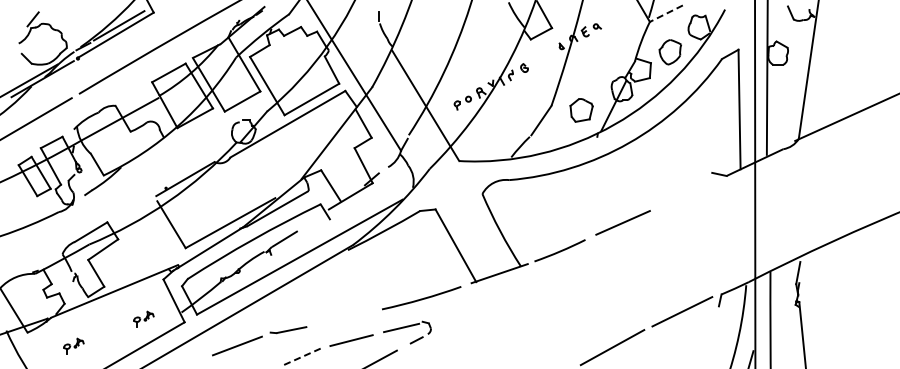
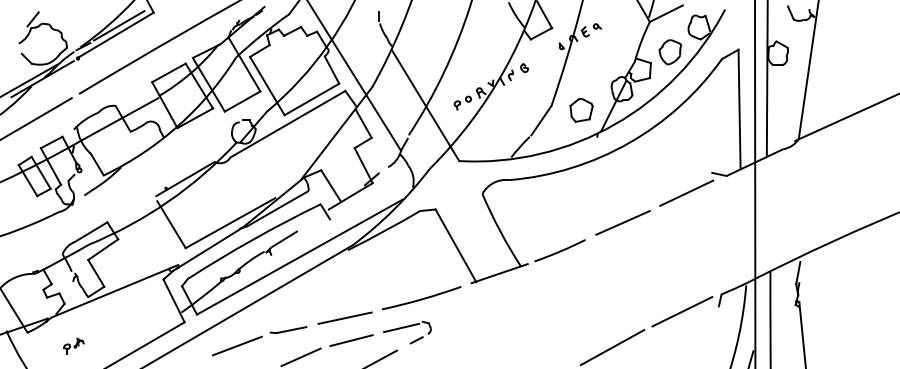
line: dashed -> solid (665, 13)
line: none -> present (686, 192)
line: none -> present (344, 317)
part: present -> none (143, 318)
line: dashed -> solid (300, 357)
